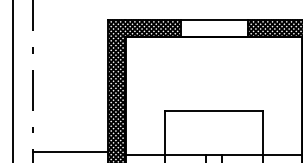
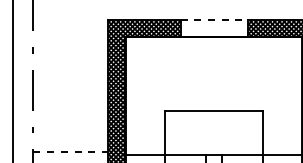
line: solid -> dashed (214, 19)
line: solid -> dashed (70, 151)
